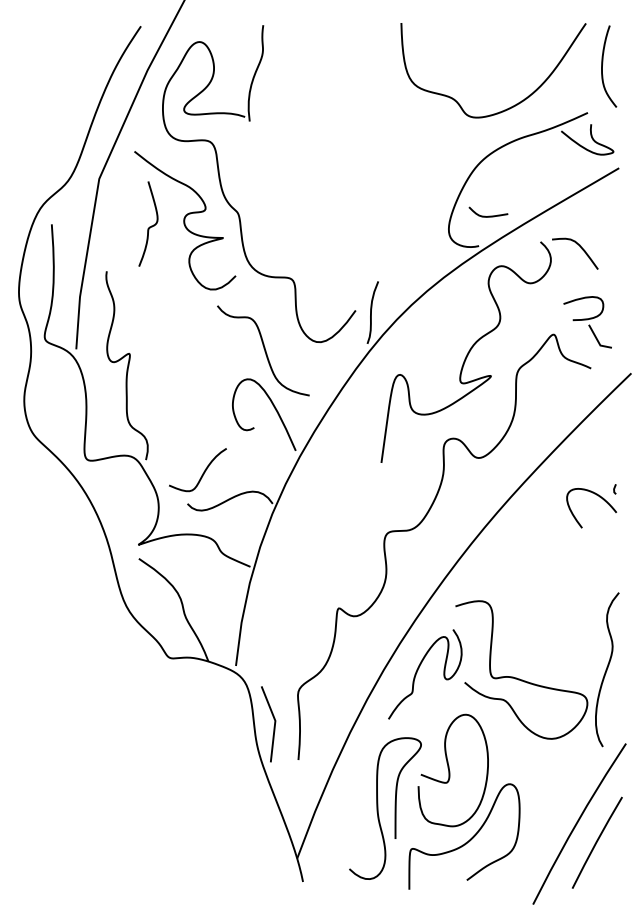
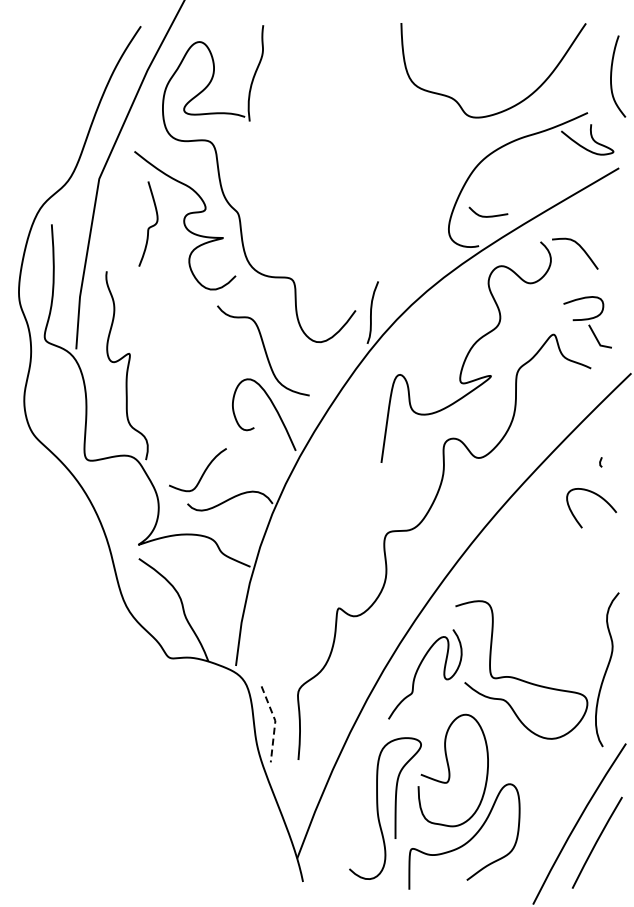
curve position: (603, 63) -> (612, 73) (612, 73)
line position: (614, 489) -> (600, 462) (600, 462)
line: solid -> dashed (275, 722)
